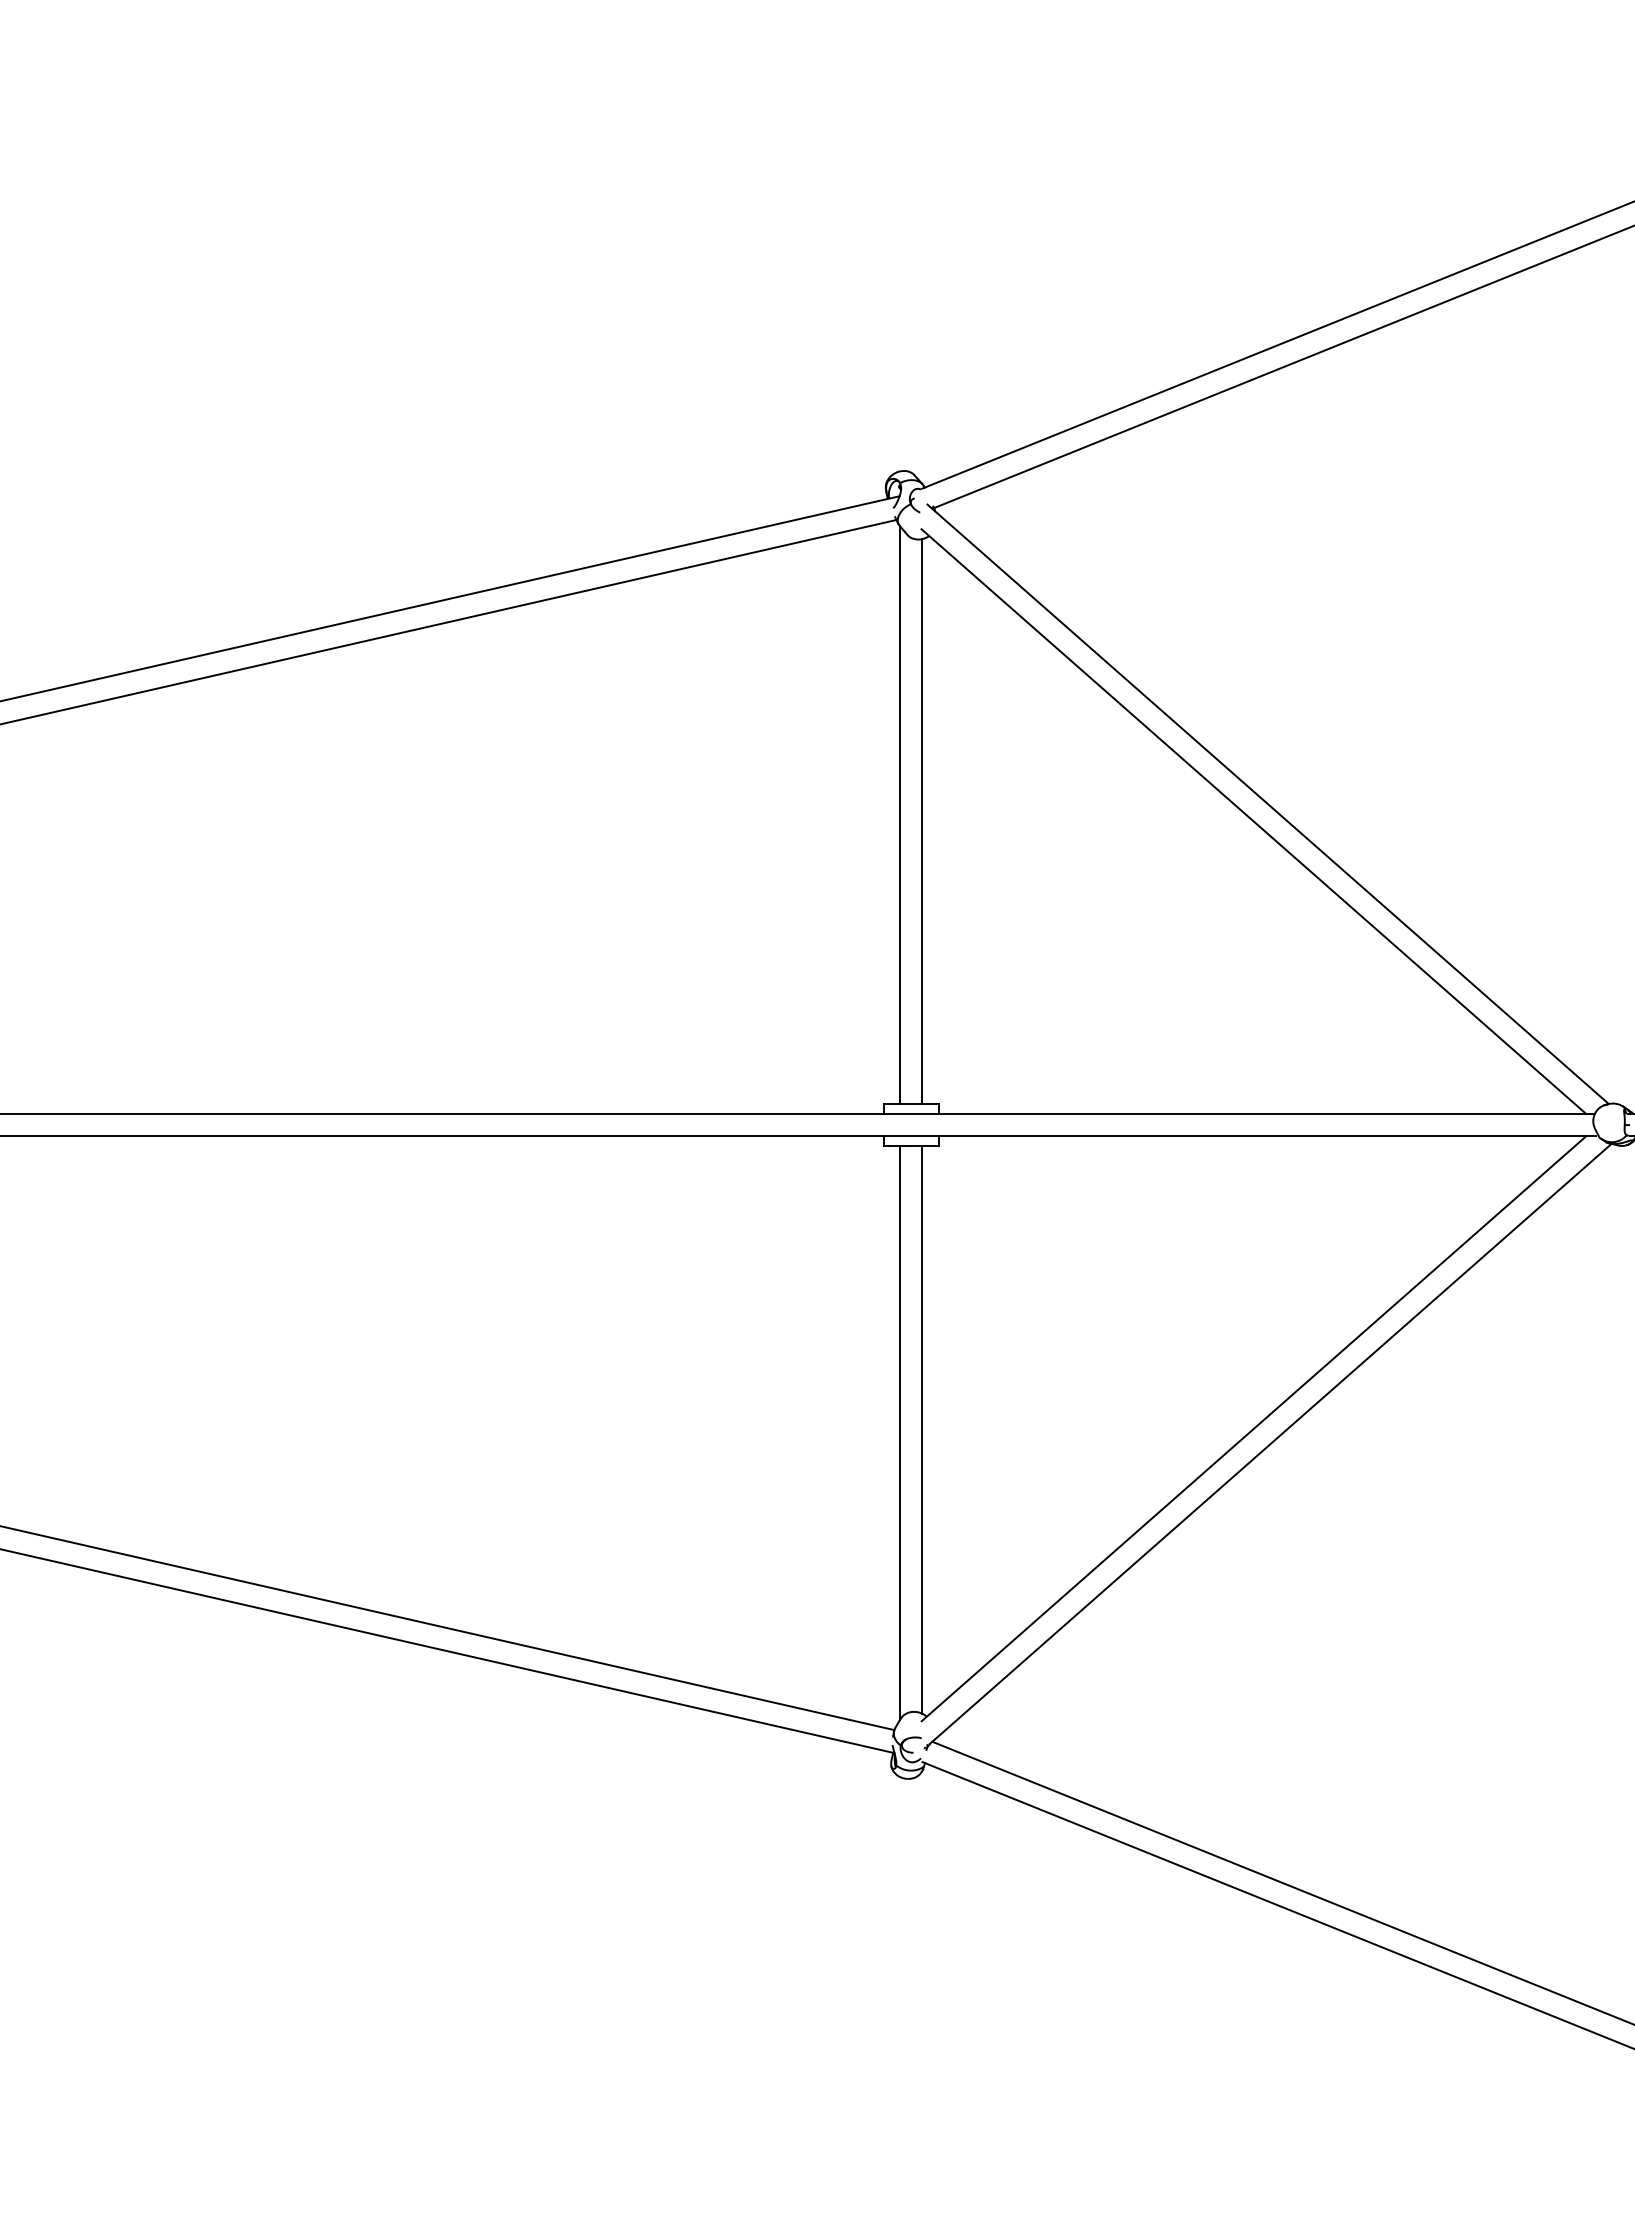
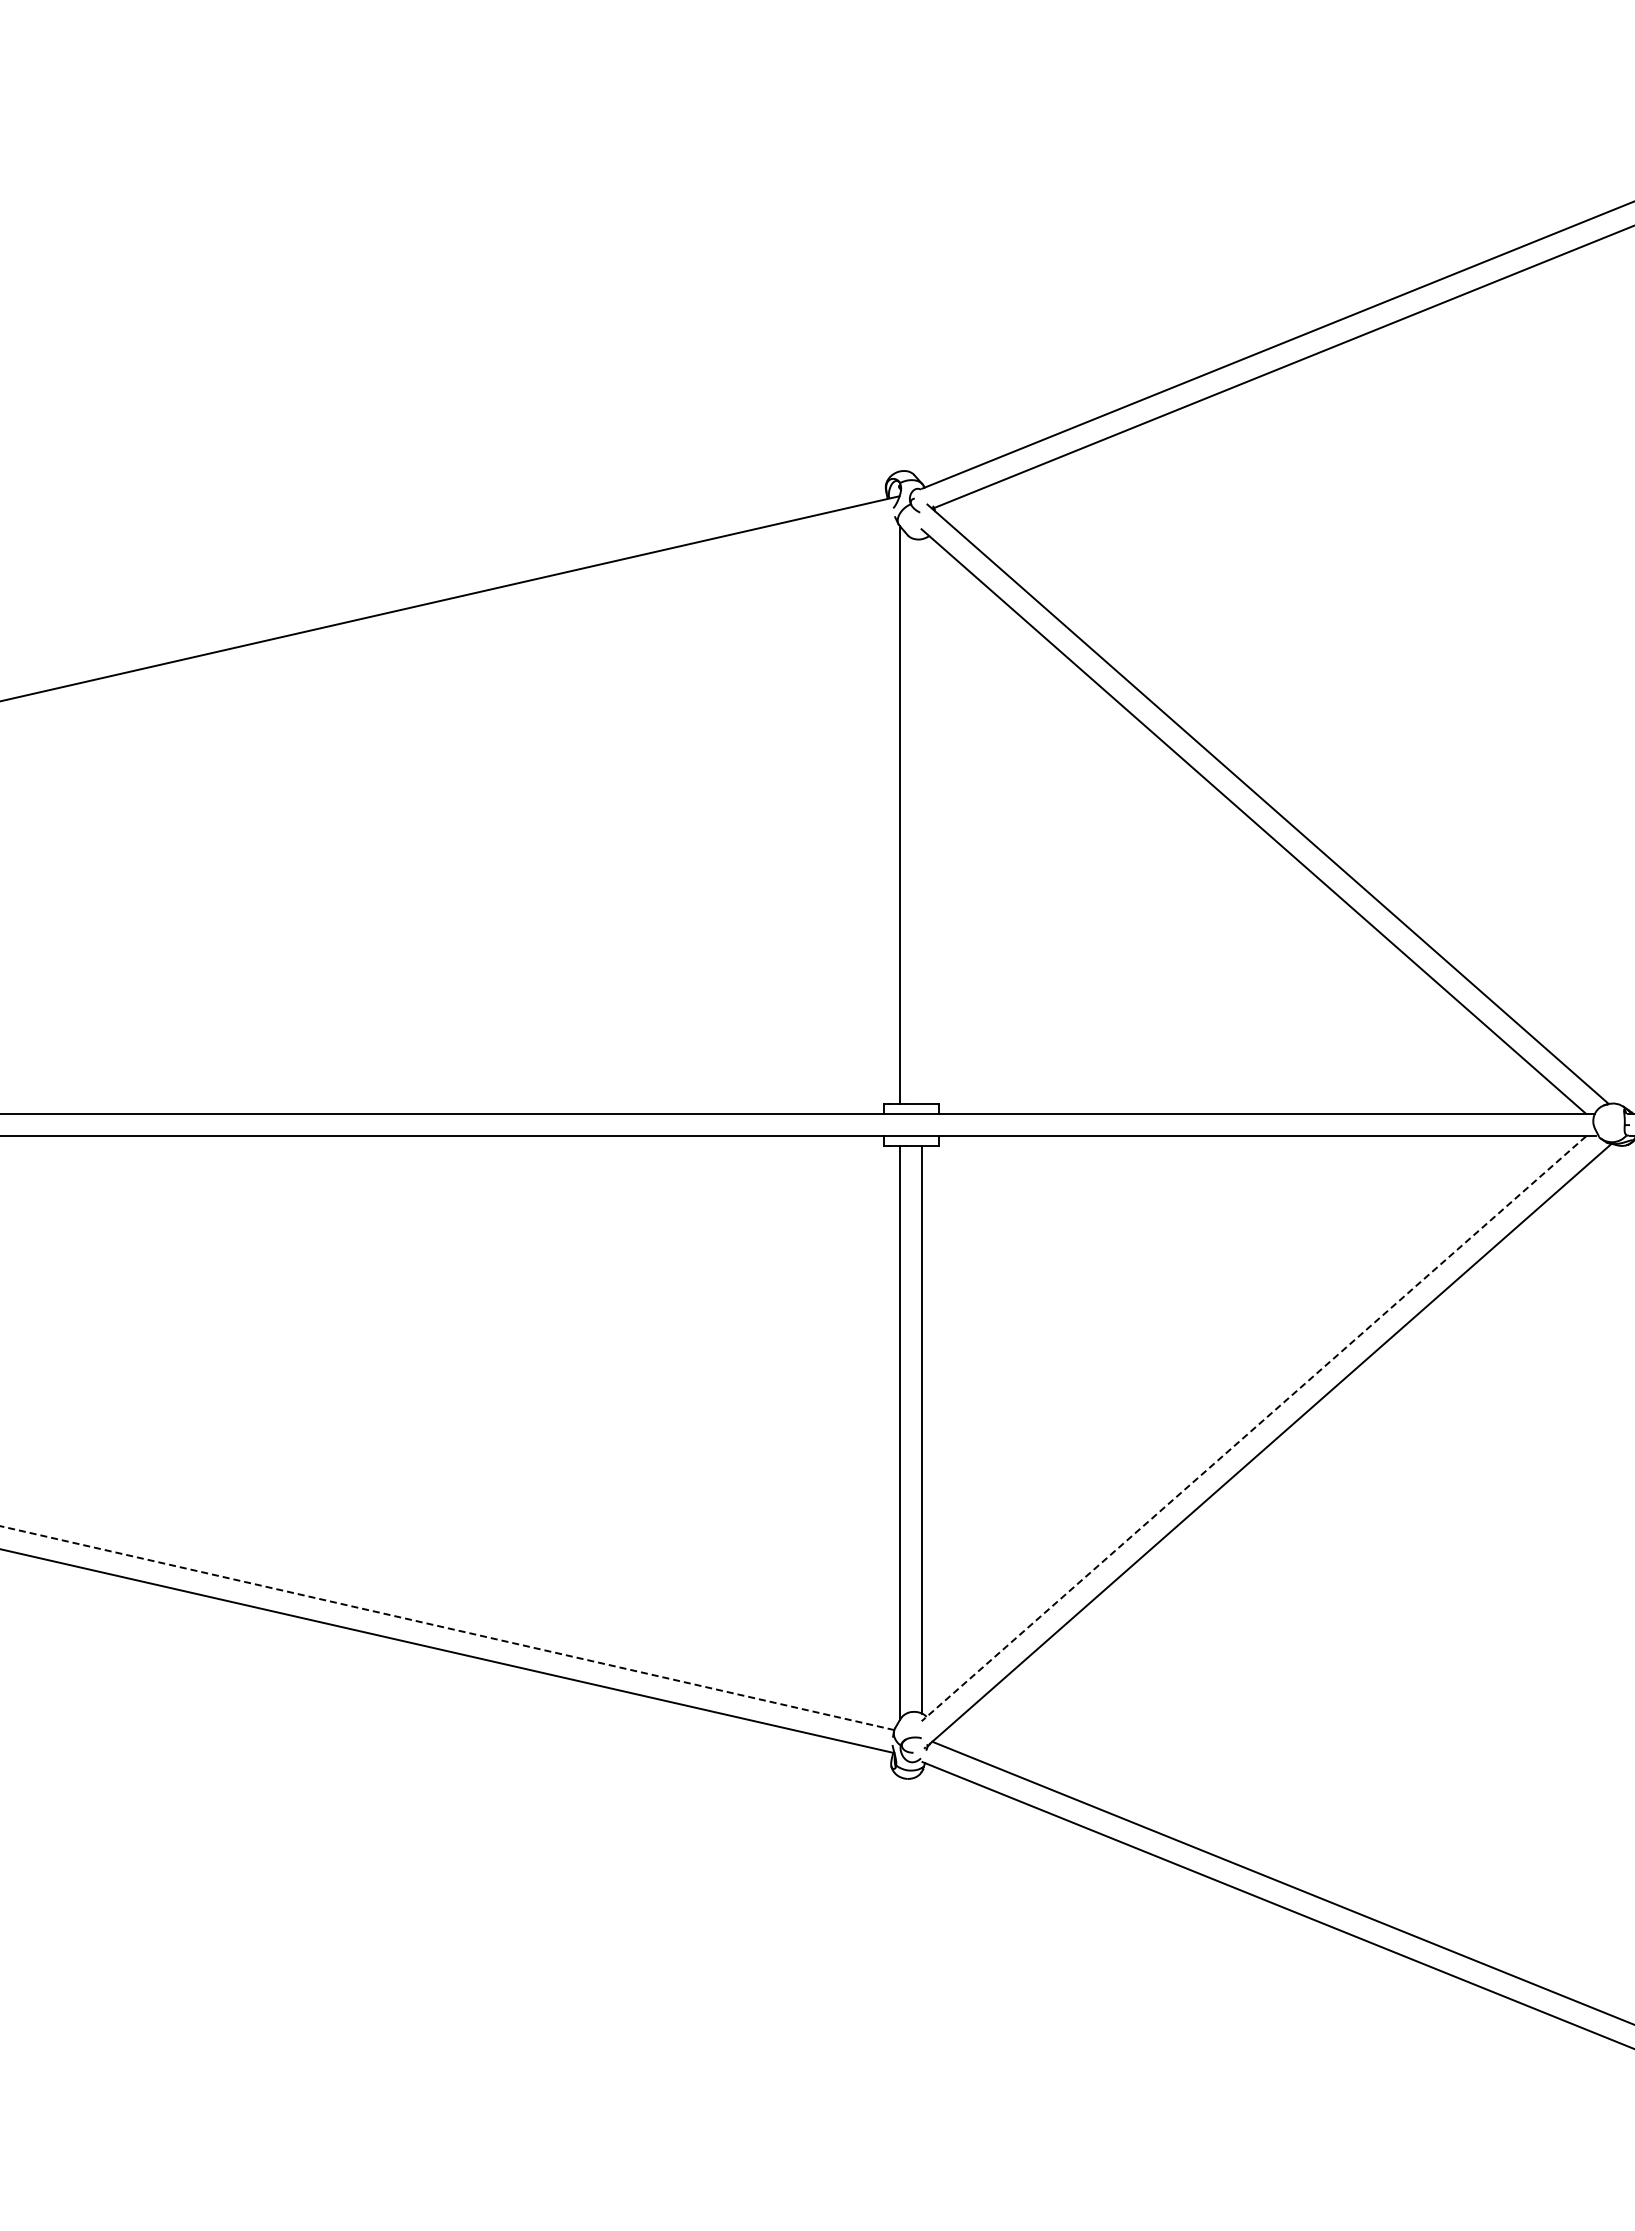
line: present -> none (449, 621)
line: present -> none (922, 821)
line: solid -> dashed (1253, 1428)
line: solid -> dashed (447, 1628)
